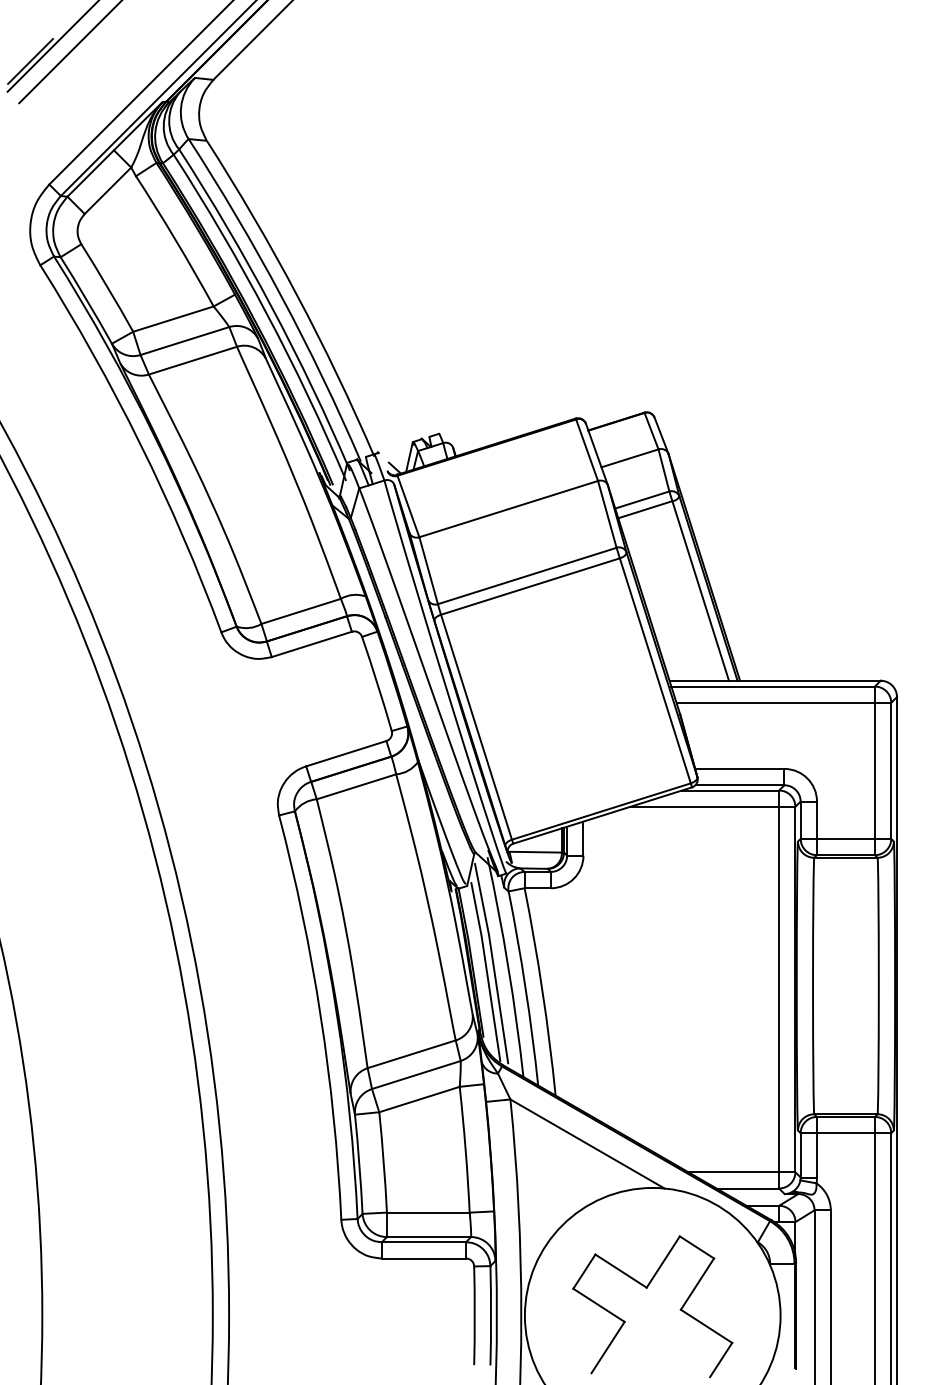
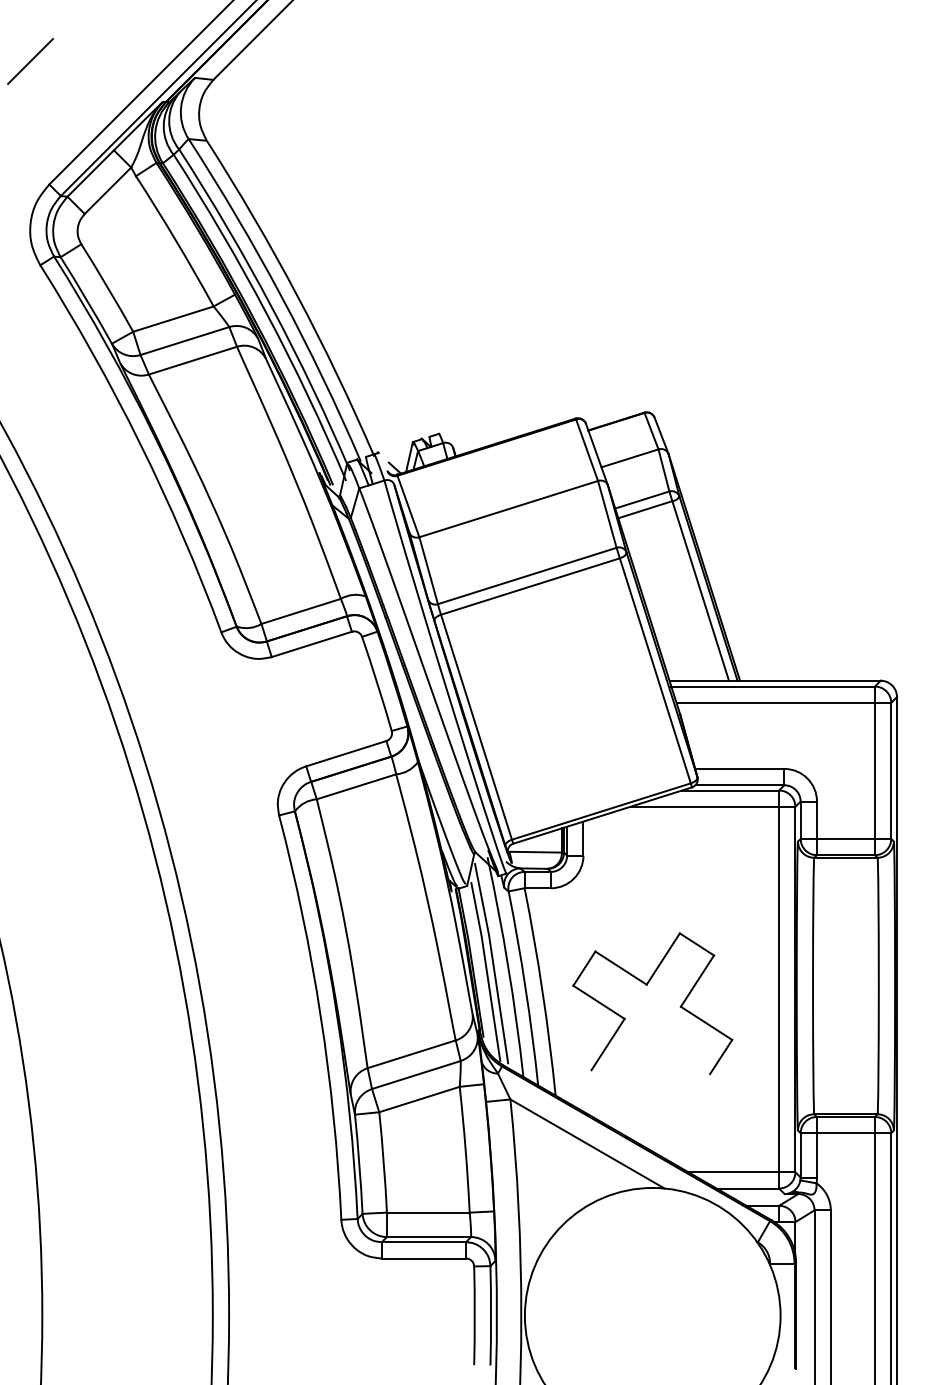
line: present -> none (51, 46)
line: present -> none (69, 52)
part position: (647, 1288) -> (647, 985) (647, 985)
